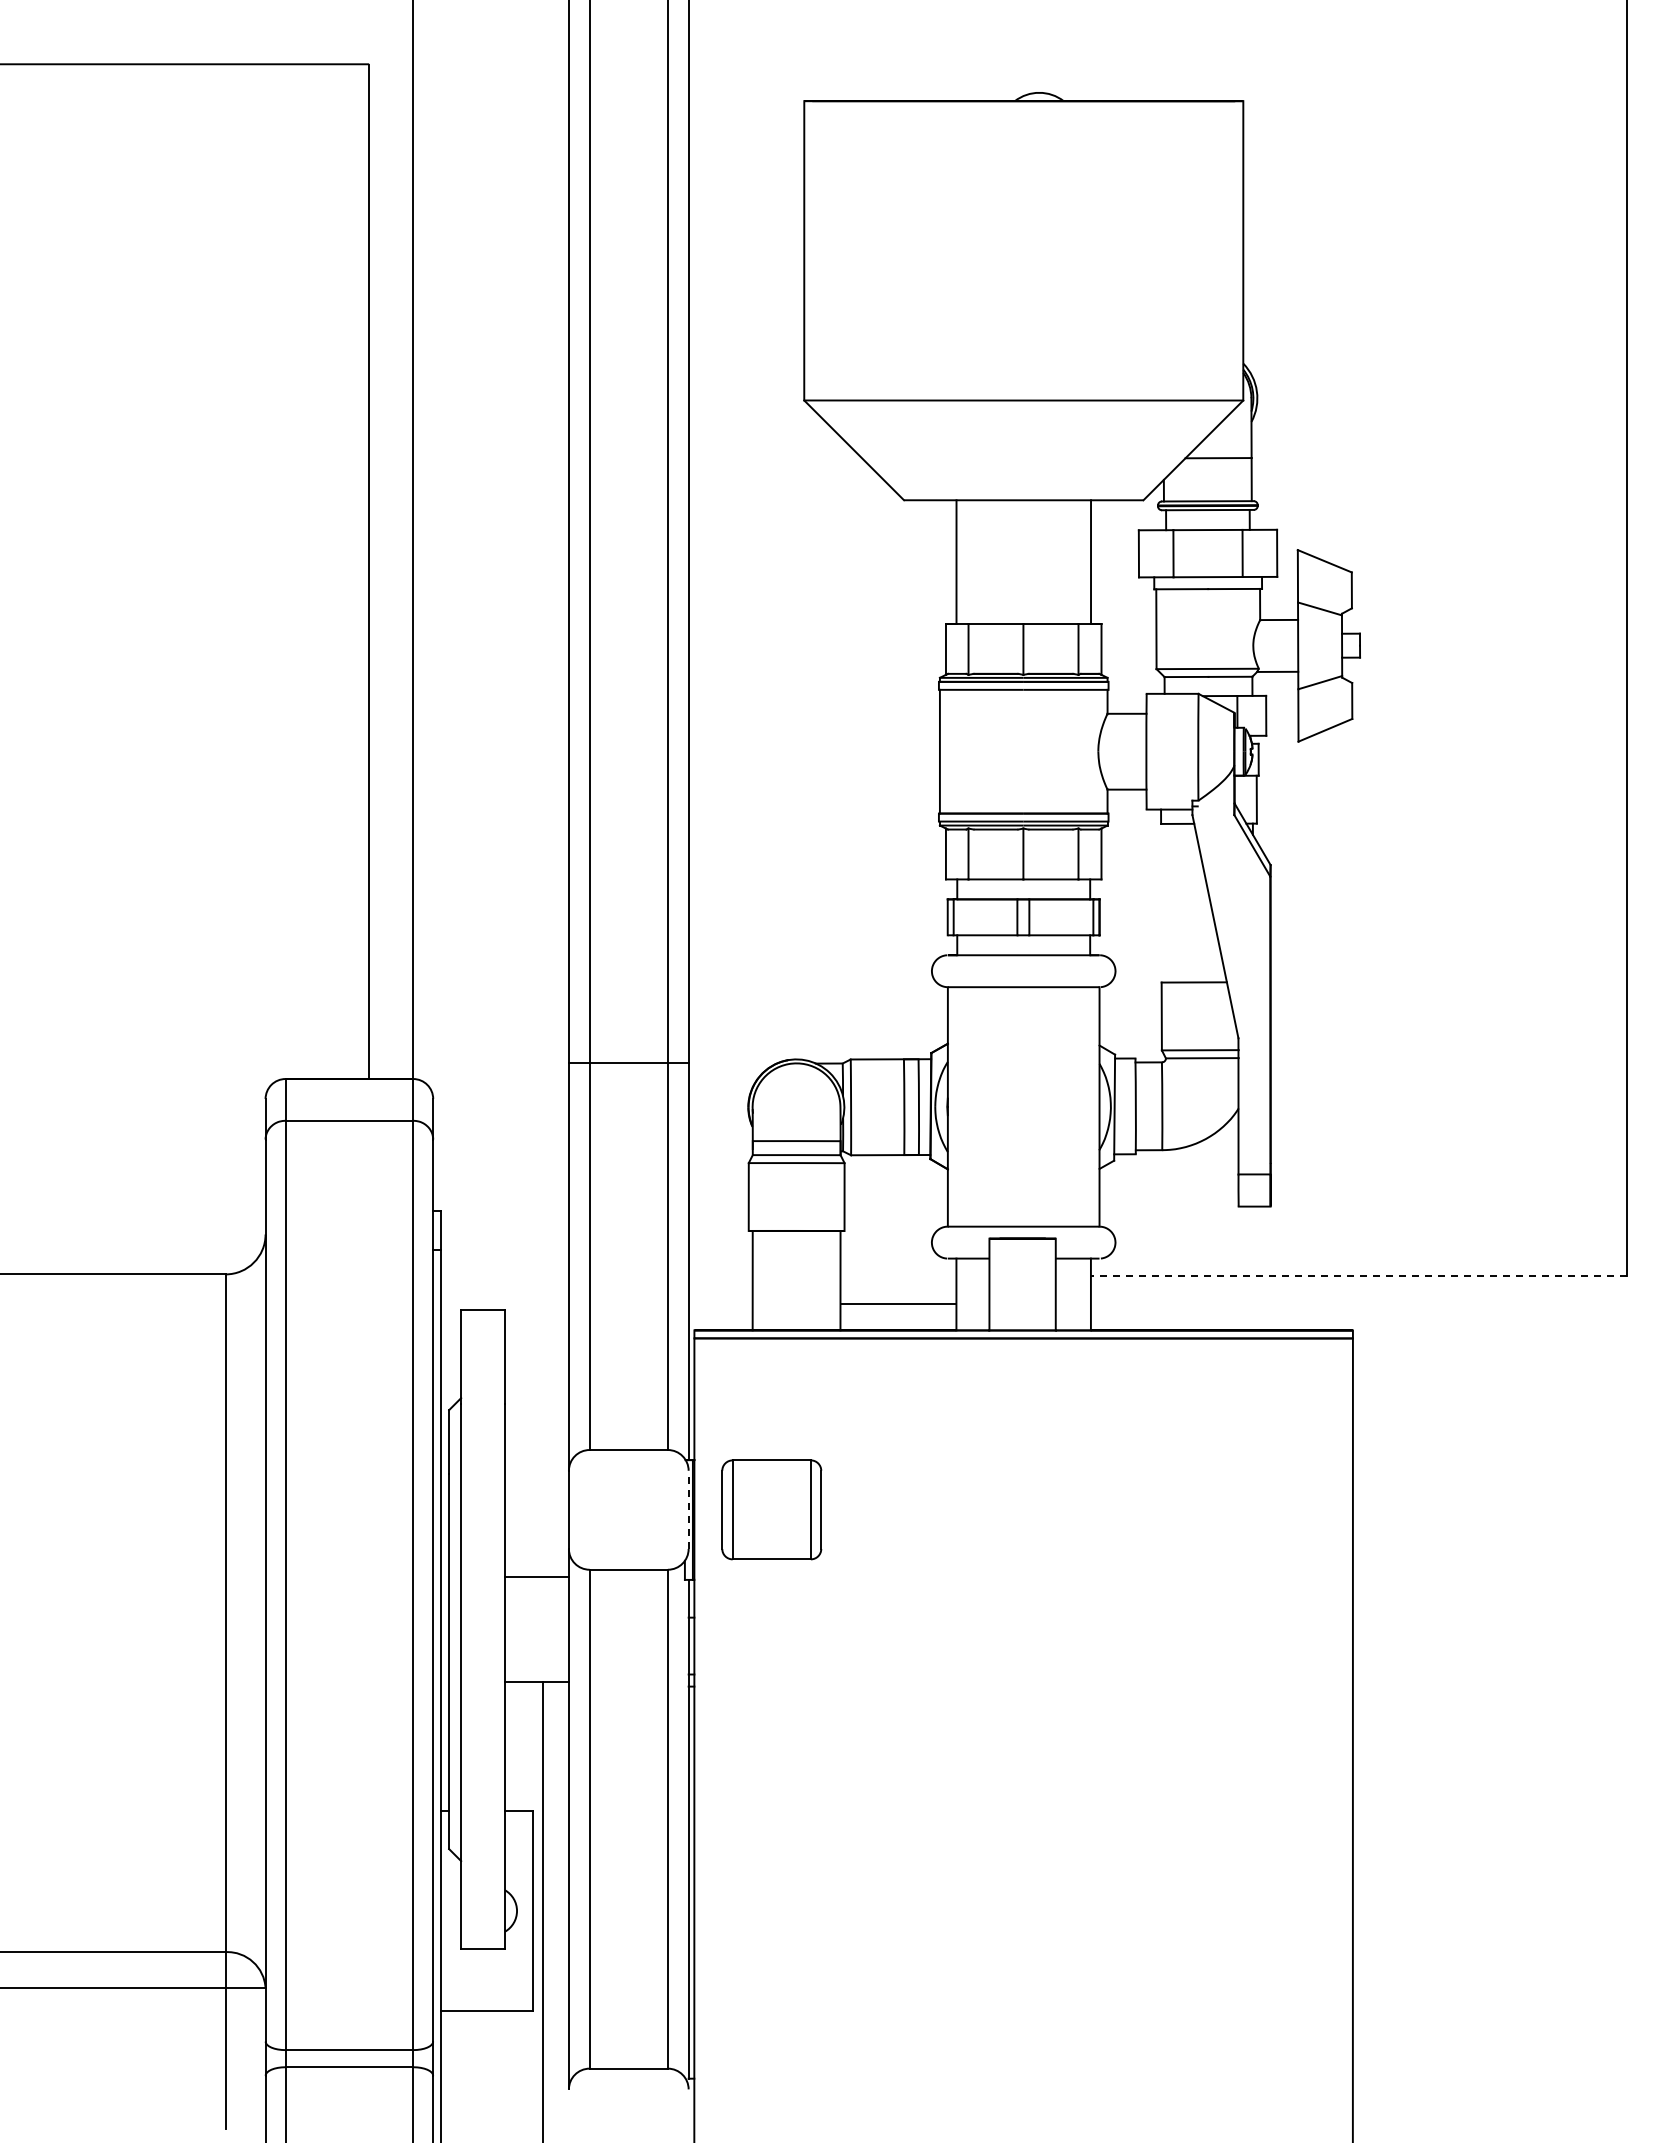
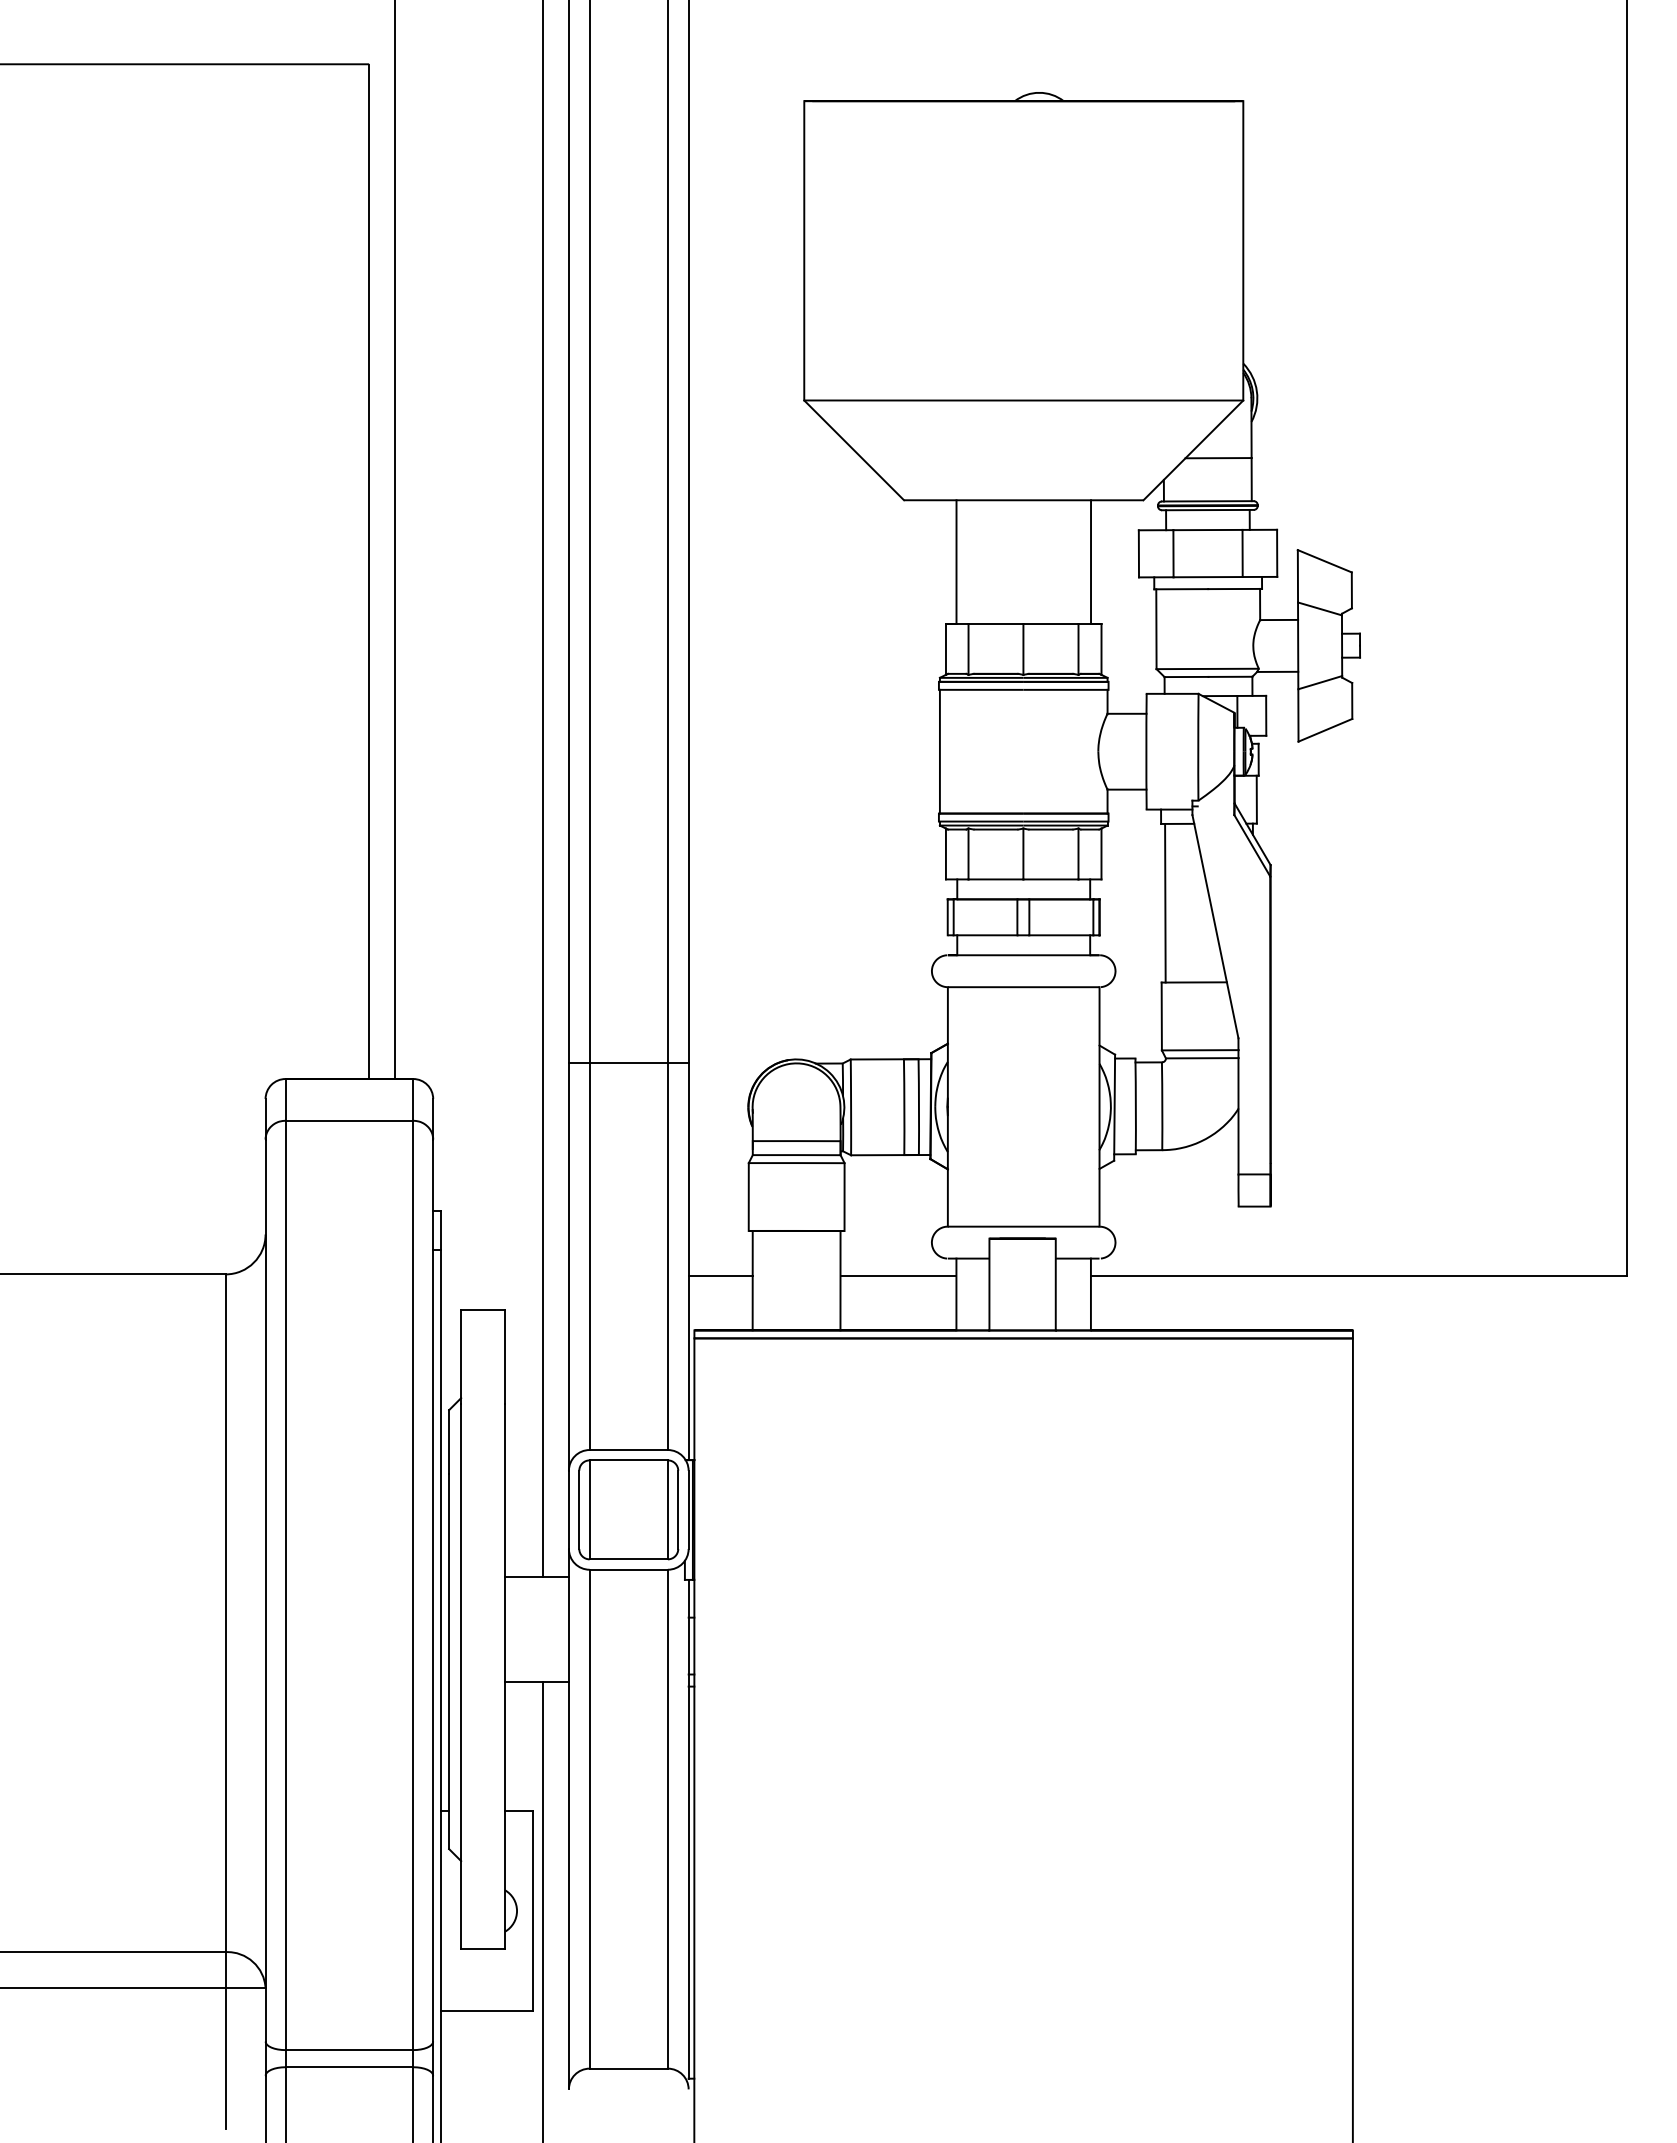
line position: (412, 540) -> (394, 540) (394, 540)
line: none -> present (543, 789)
line: none -> present (1165, 902)
line: none -> present (720, 1276)
line: dashed -> solid (1358, 1276)
line position: (898, 1304) -> (898, 1276) (898, 1276)
line: dashed -> solid (688, 1509)
part position: (771, 1509) -> (628, 1509) (628, 1509)
